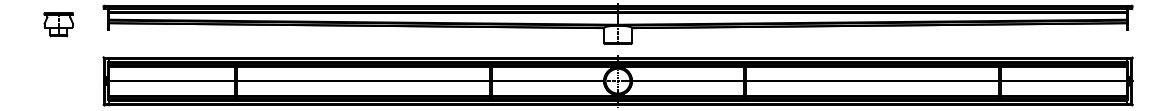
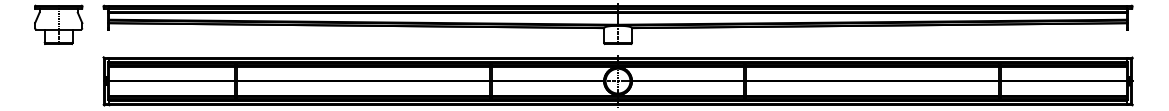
part size: 31x26 px -> 50x41 px (58, 24)
